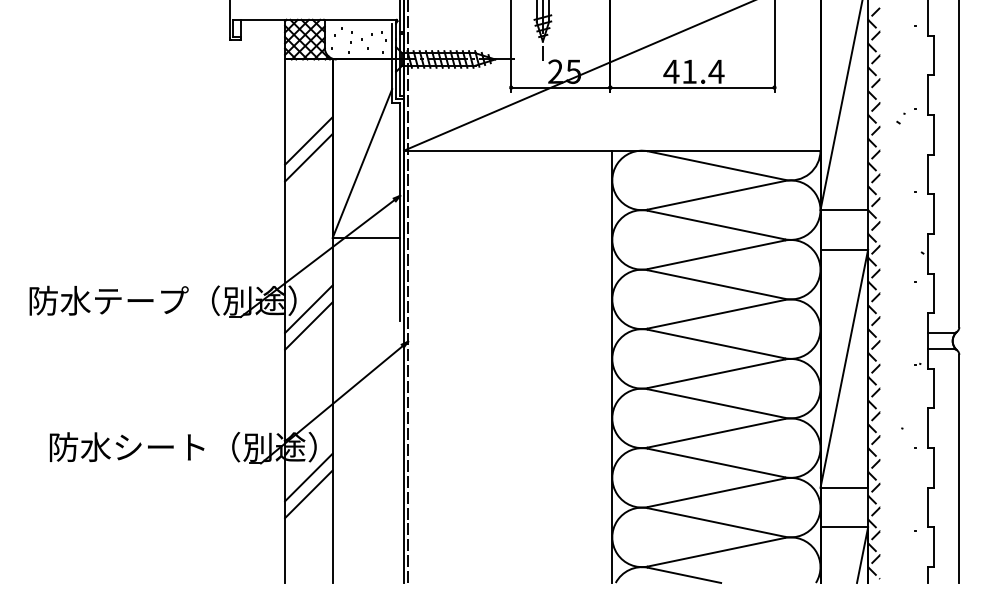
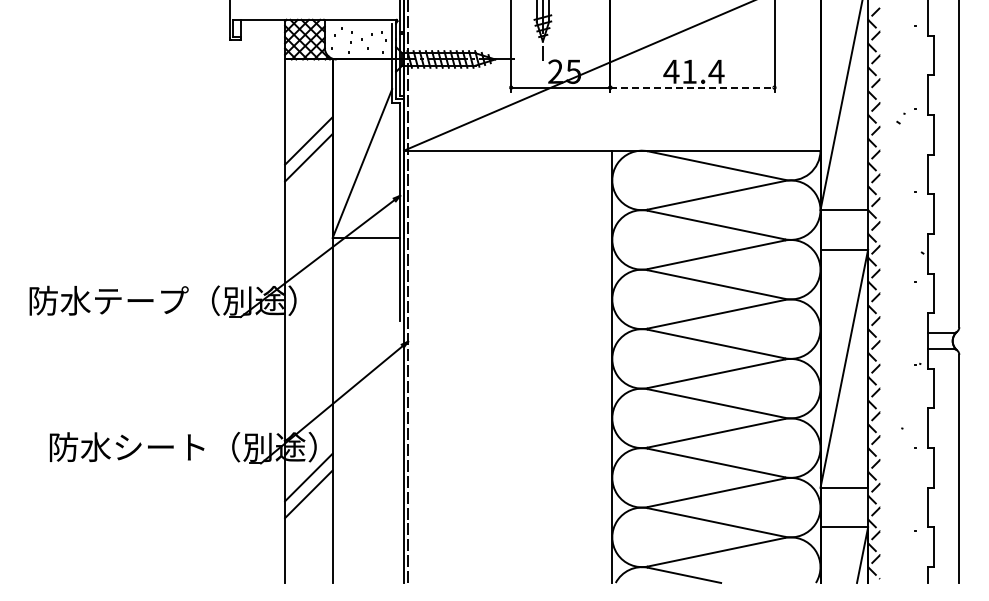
line: solid -> dashed (692, 87)
line: present -> none (308, 309)
line: present -> none (308, 325)
